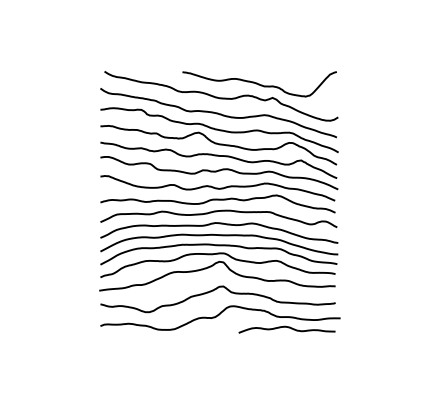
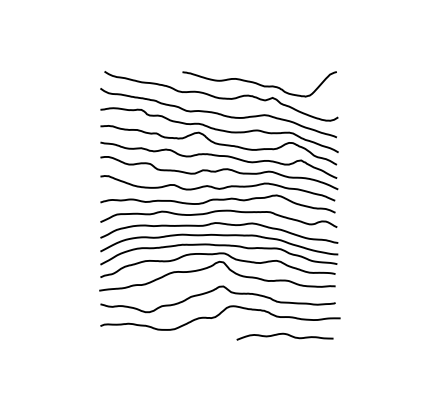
curve position: (286, 327) -> (284, 334) (284, 334)
